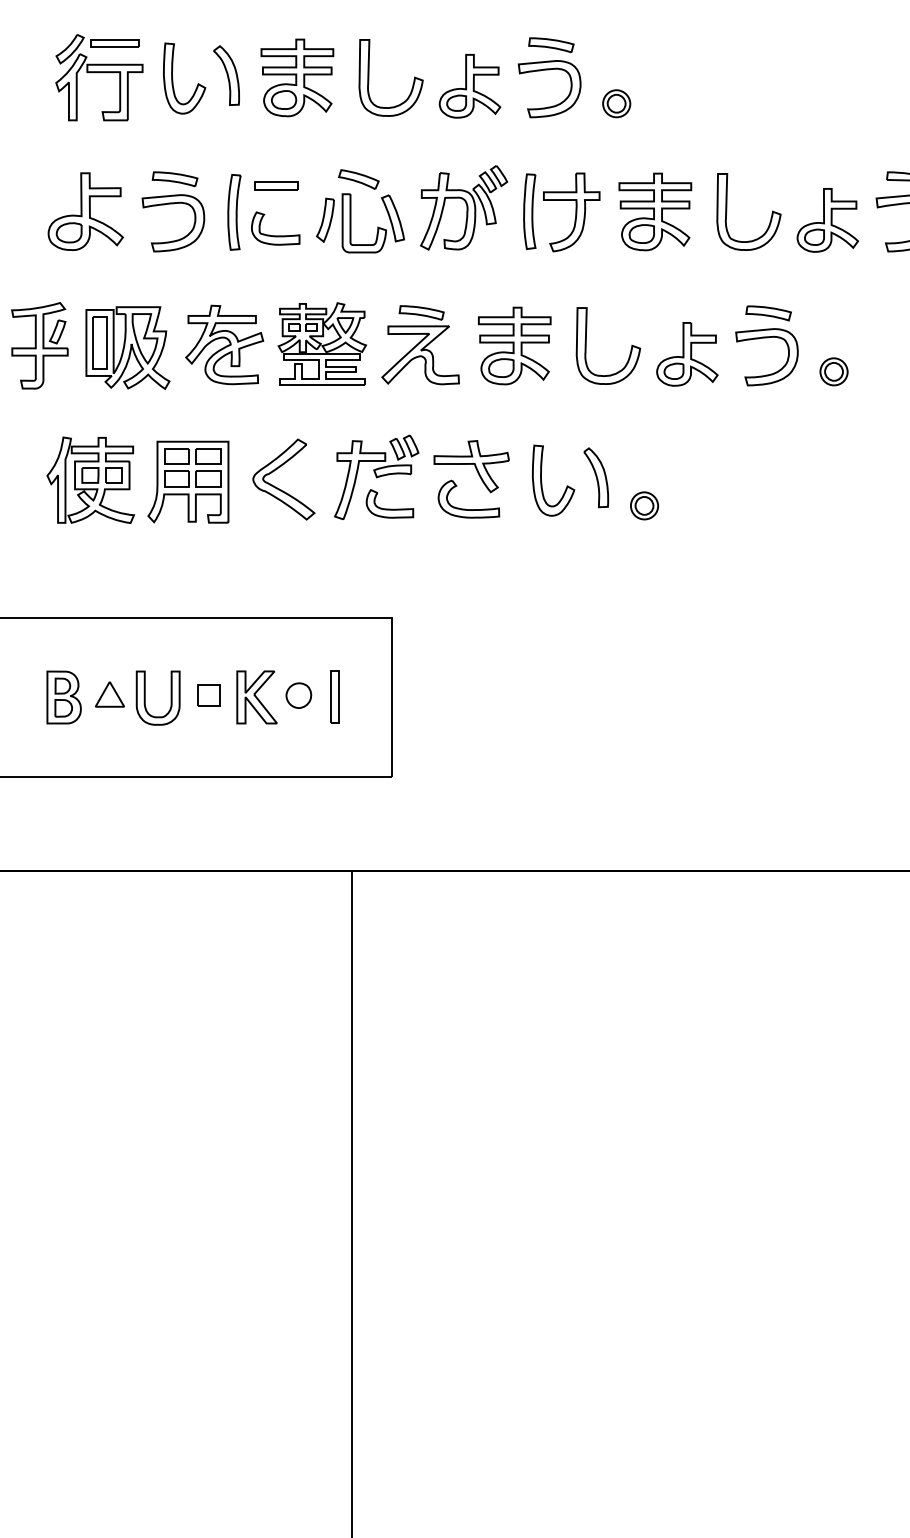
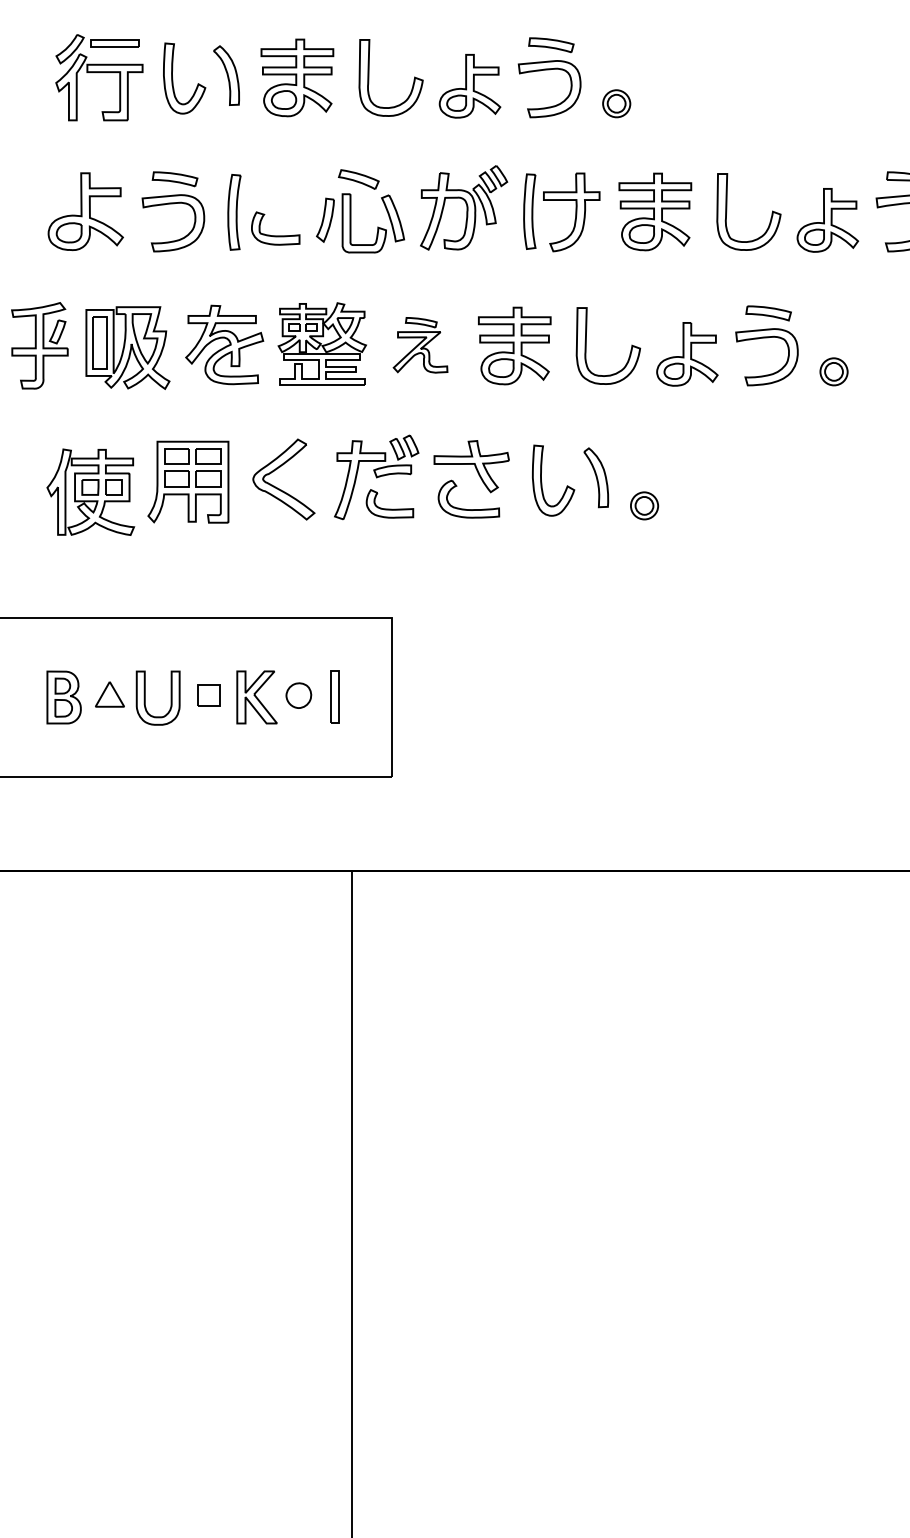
part: present -> none (276, 185)
part size: 79x81 px -> 57x57 px (420, 345)
part position: (90, 479) -> (90, 491) (90, 491)
